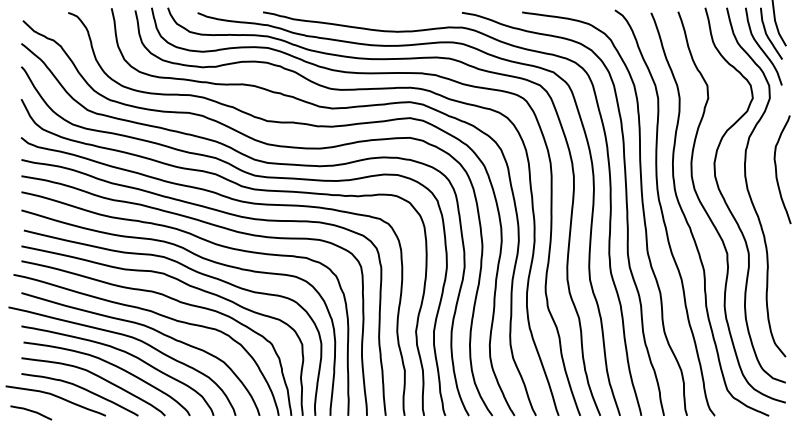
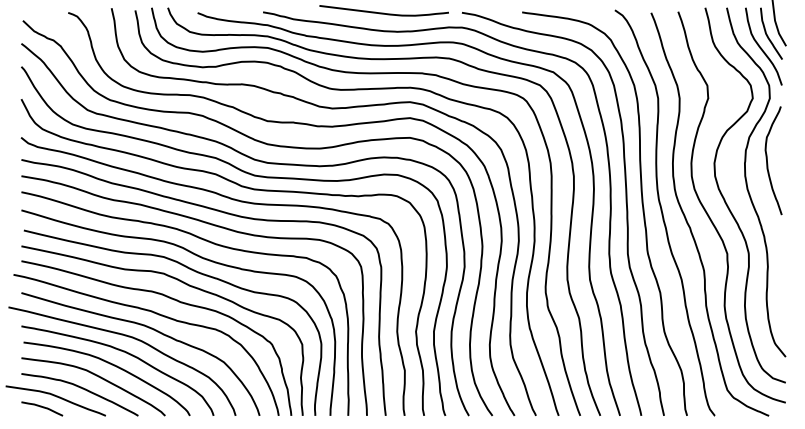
curve: none -> present (383, 12)
curve position: (777, 172) -> (768, 163) (768, 163)
curve position: (31, 411) -> (42, 407) (42, 407)
